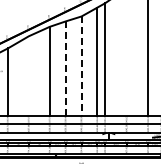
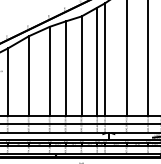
line: none -> present (126, 58)
line: dashed -> solid (81, 66)
line: dashed -> solid (65, 69)
line: none -> present (28, 75)
